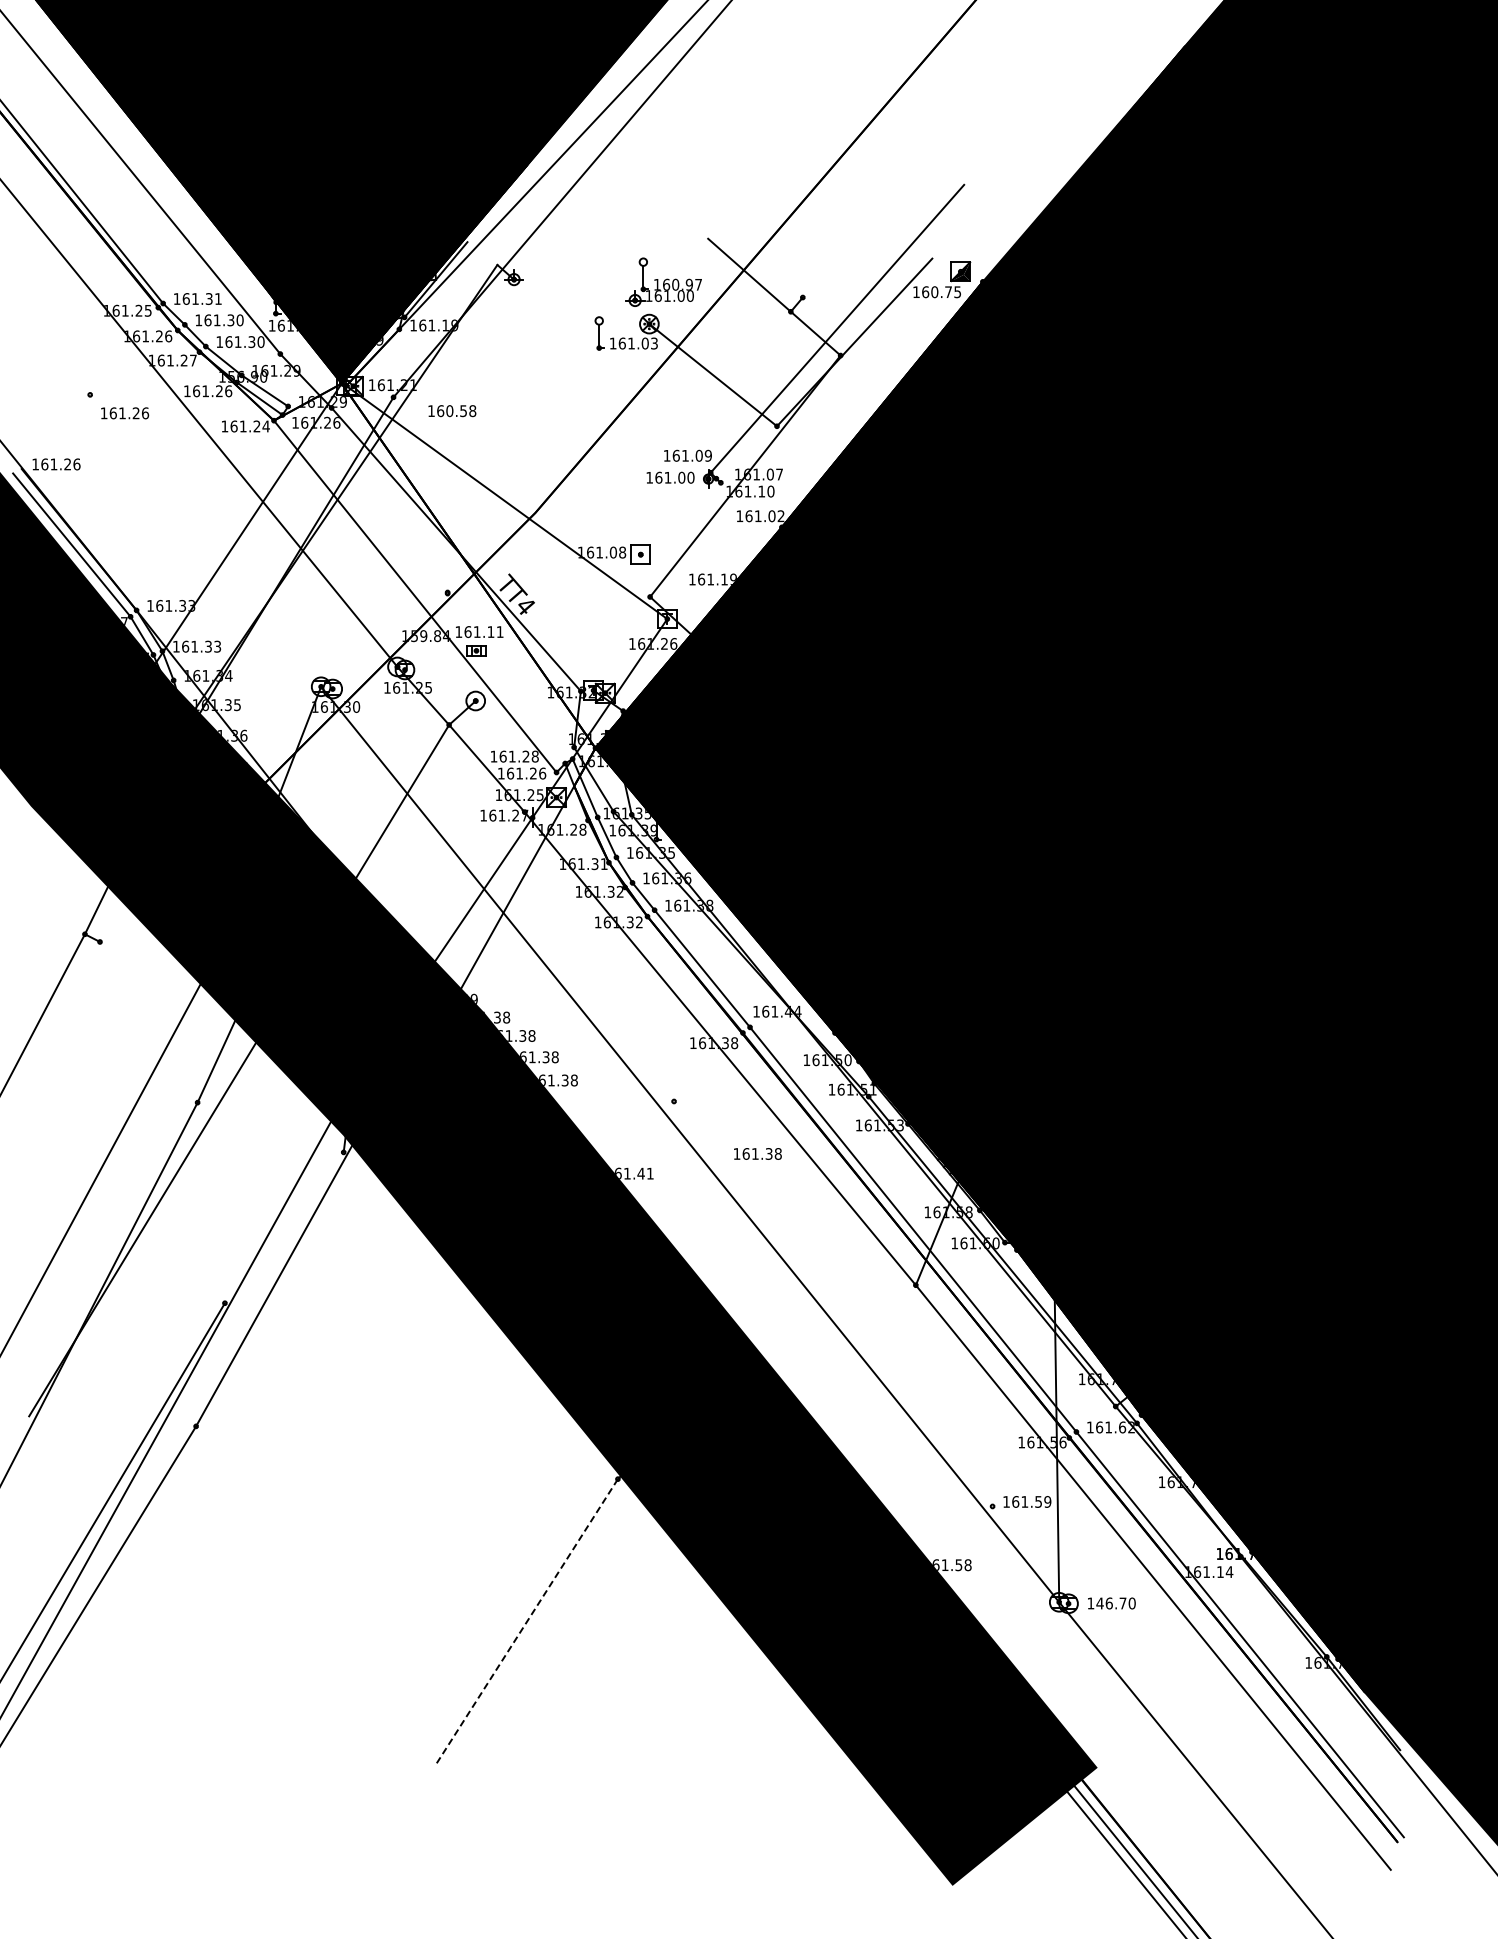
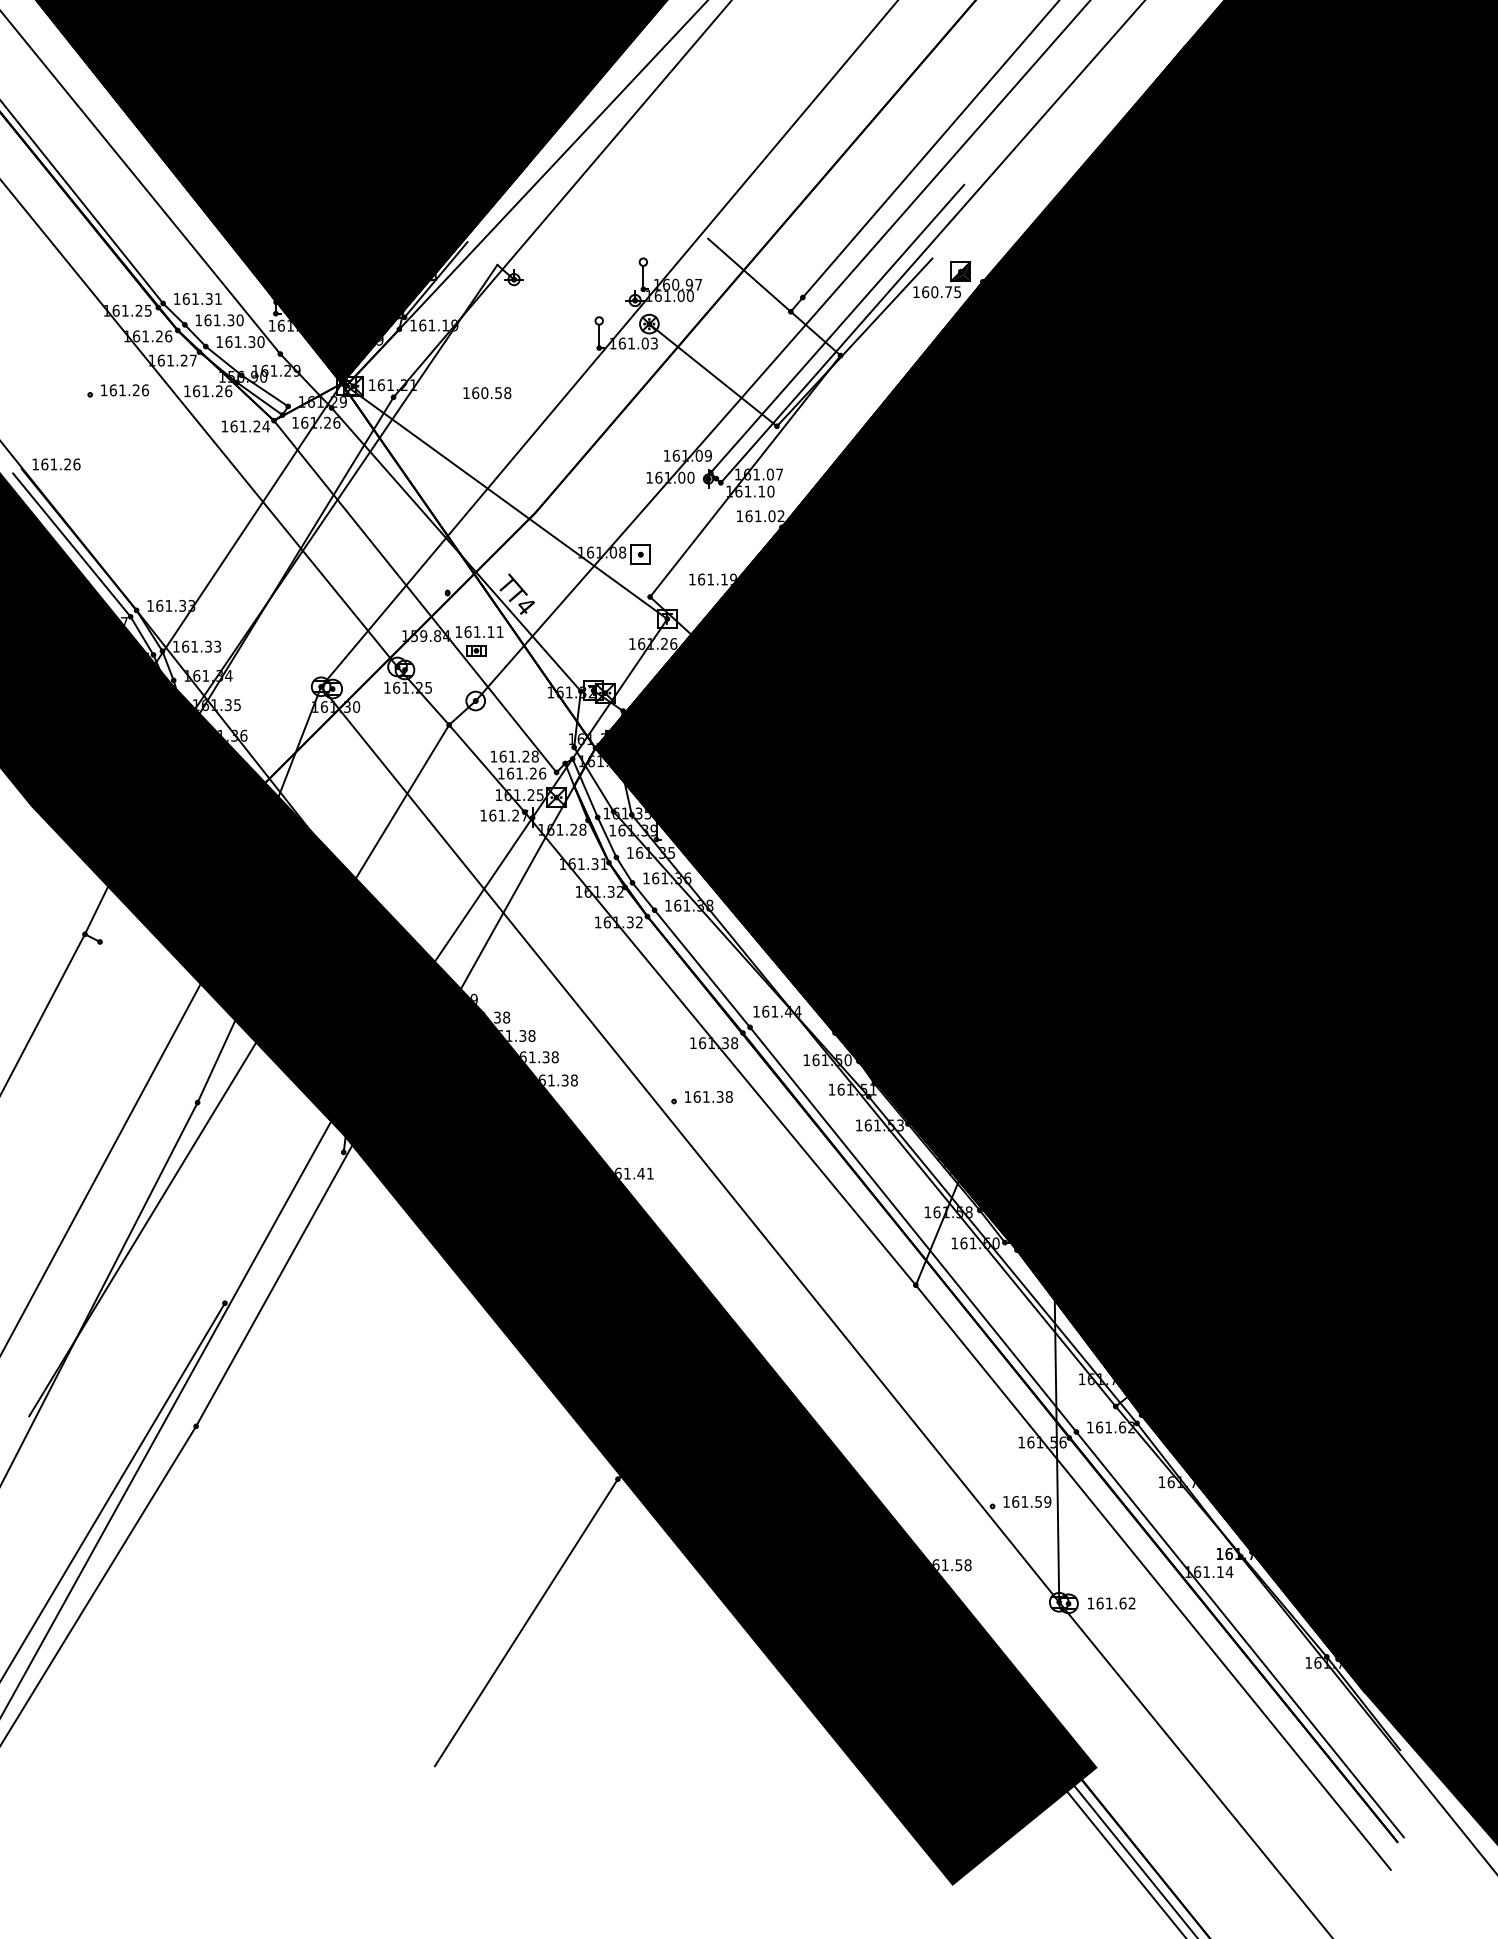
line: none -> present (929, 149)
line: none -> present (931, 242)
line: none -> present (608, 344)
line: none -> present (781, 351)
text position: (452, 411) -> (487, 393) (487, 393)
text position: (125, 413) -> (125, 390) (125, 390)
text position: (757, 1153) -> (708, 1096) (708, 1096)
text: 146.70 -> 161.62 (1115, 1603)
line: dashed -> solid (526, 1623)
